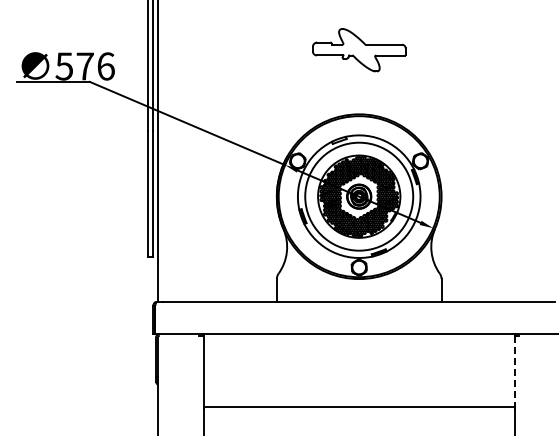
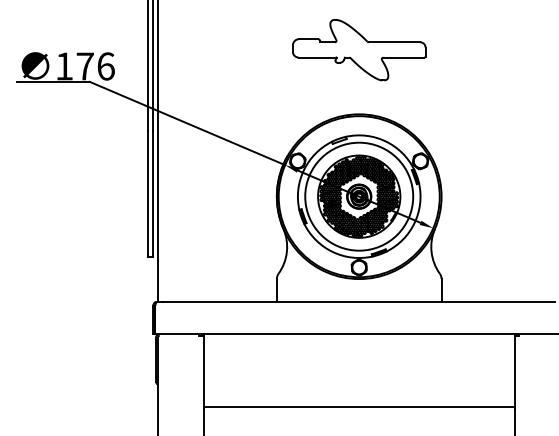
part size: 95x45 px -> 135x63 px (359, 50)
text: 576 -> 176 (63, 66)
line: dashed -> solid (514, 371)
